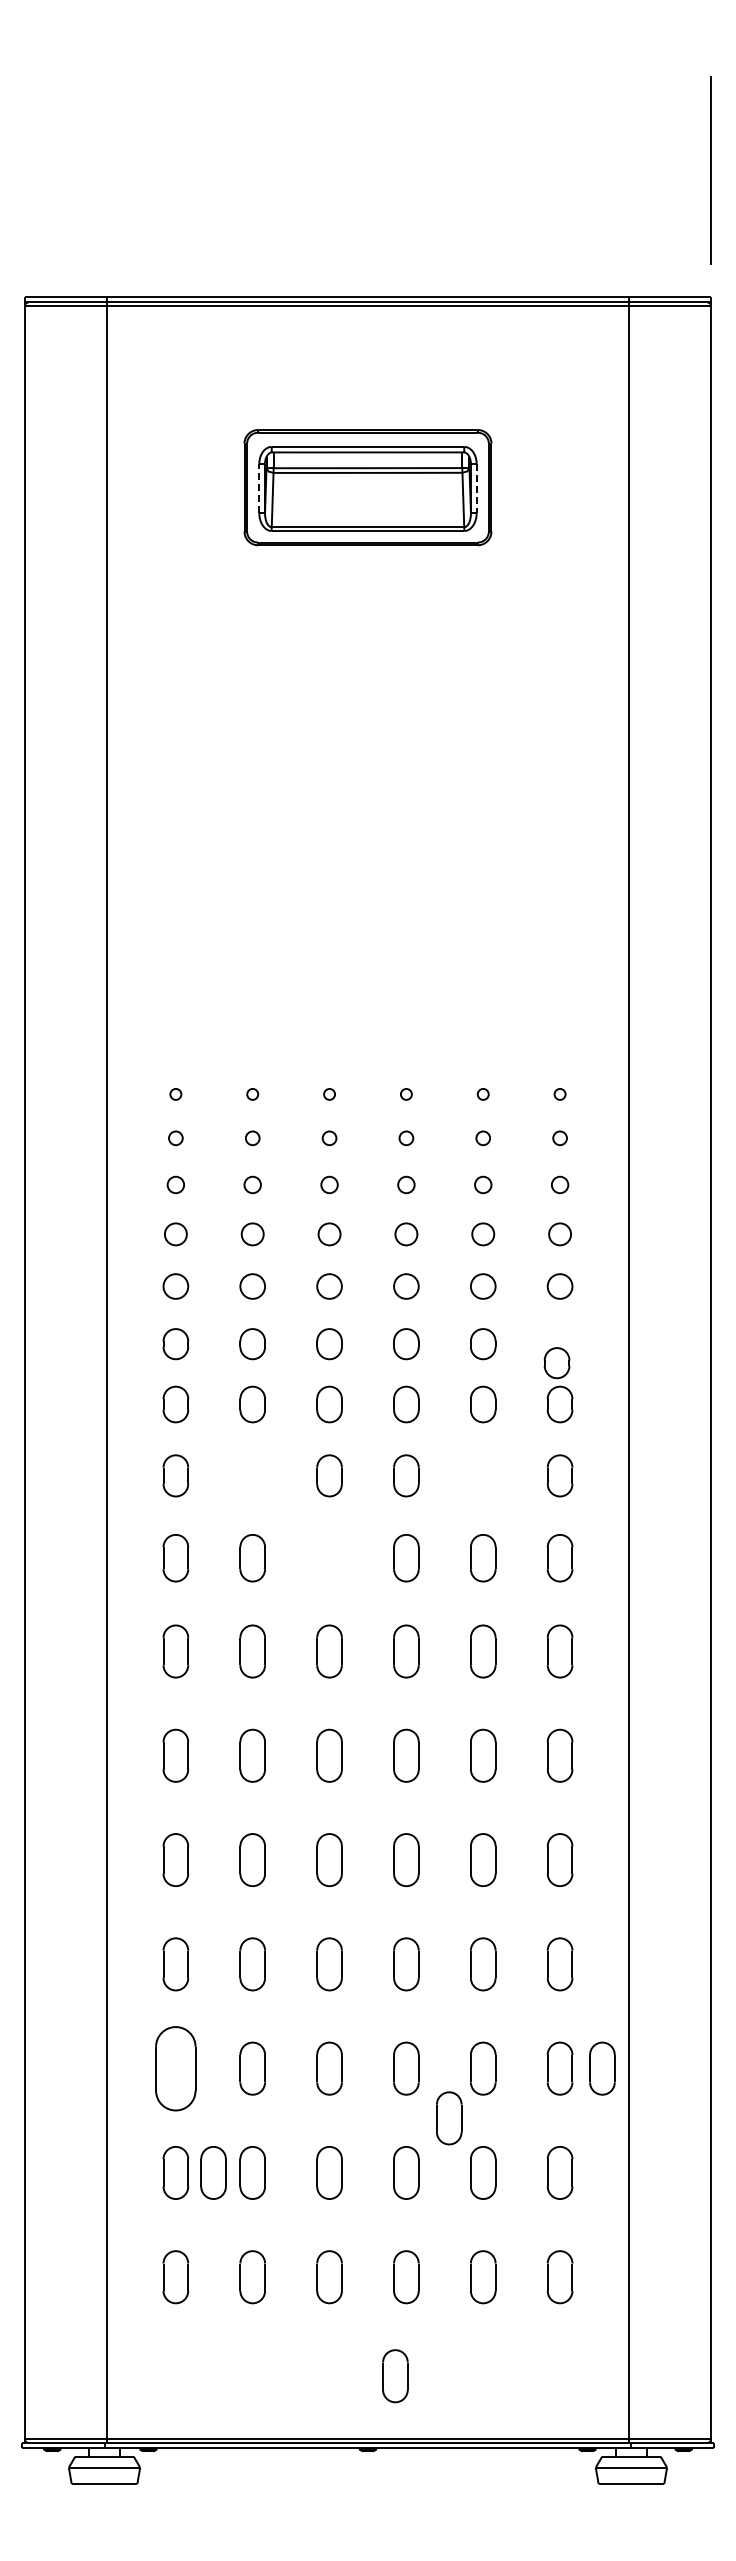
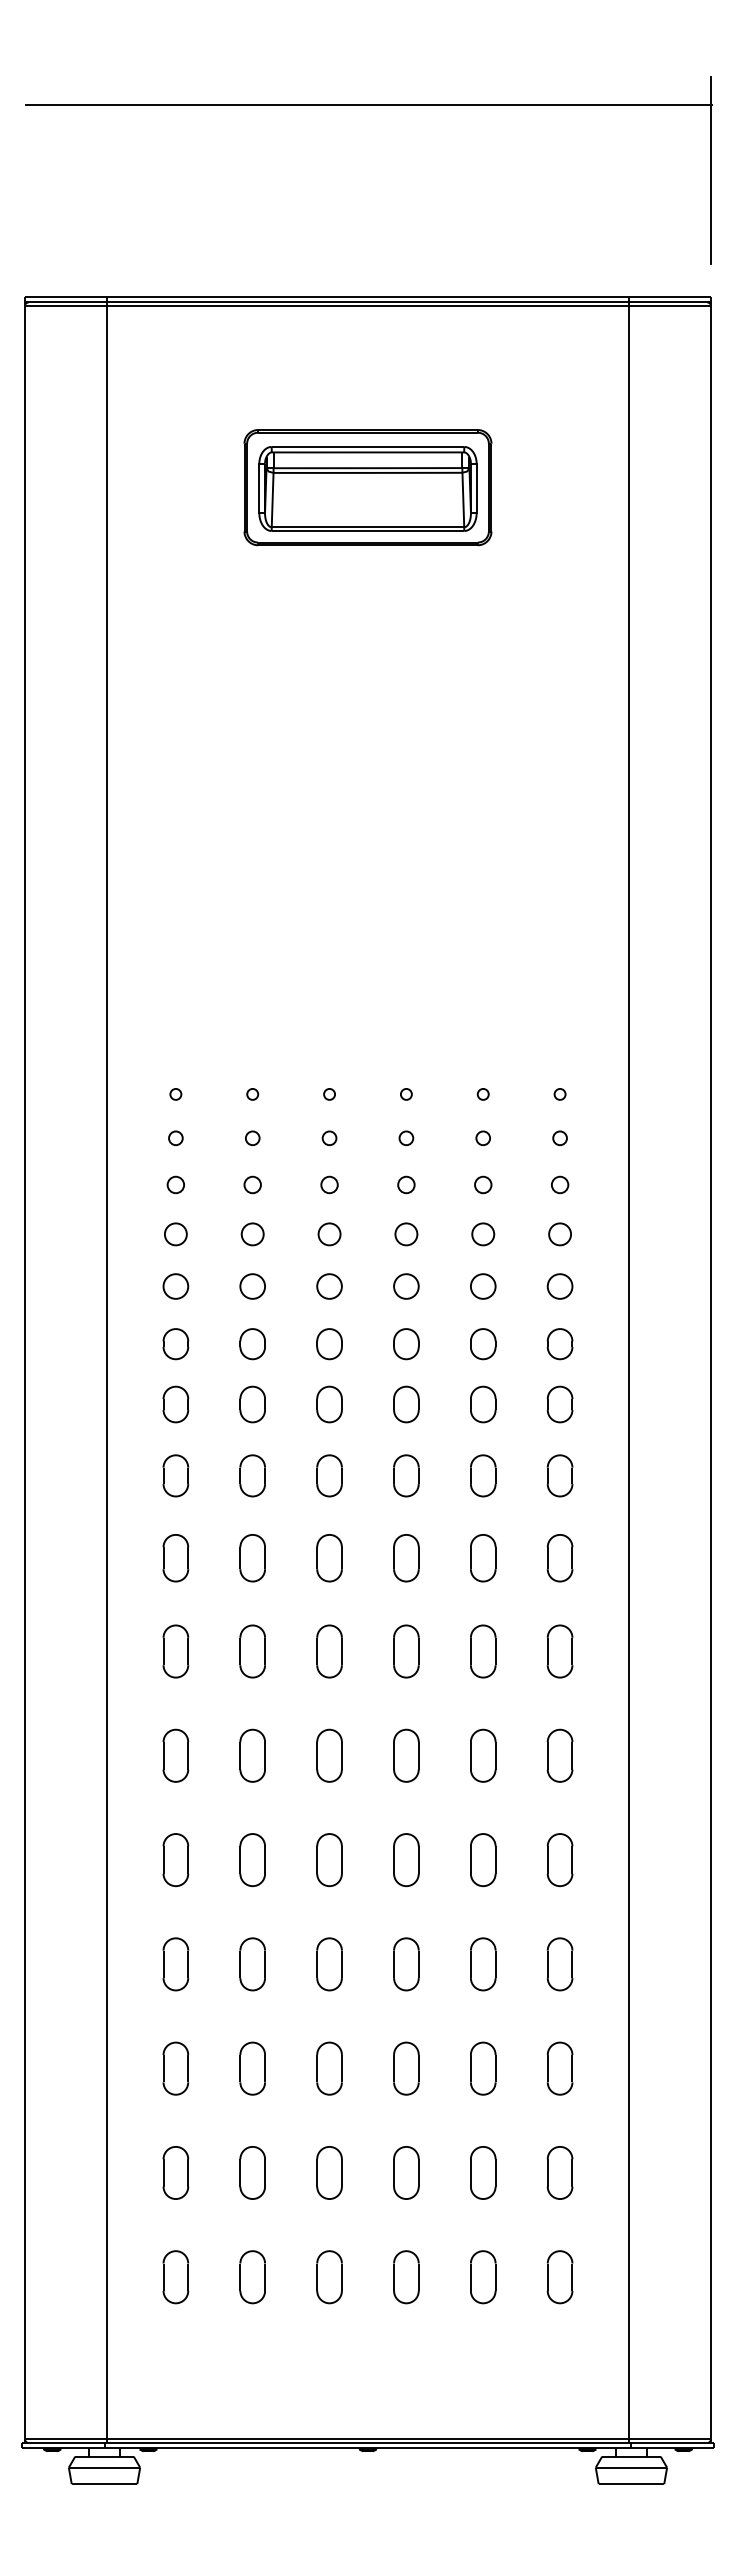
line: none -> present (369, 104)
line: dashed -> solid (259, 488)
line: dashed -> solid (476, 488)
part position: (556, 1363) -> (559, 1344) (559, 1344)
part: none -> present (252, 1475)
part: none -> present (483, 1475)
part: none -> present (329, 1558)
part size: 42x86 px -> 28x55 px (175, 2068)
part: present -> none (602, 2068)
part: present -> none (449, 2118)
part: present -> none (213, 2172)
part: present -> none (395, 2376)
